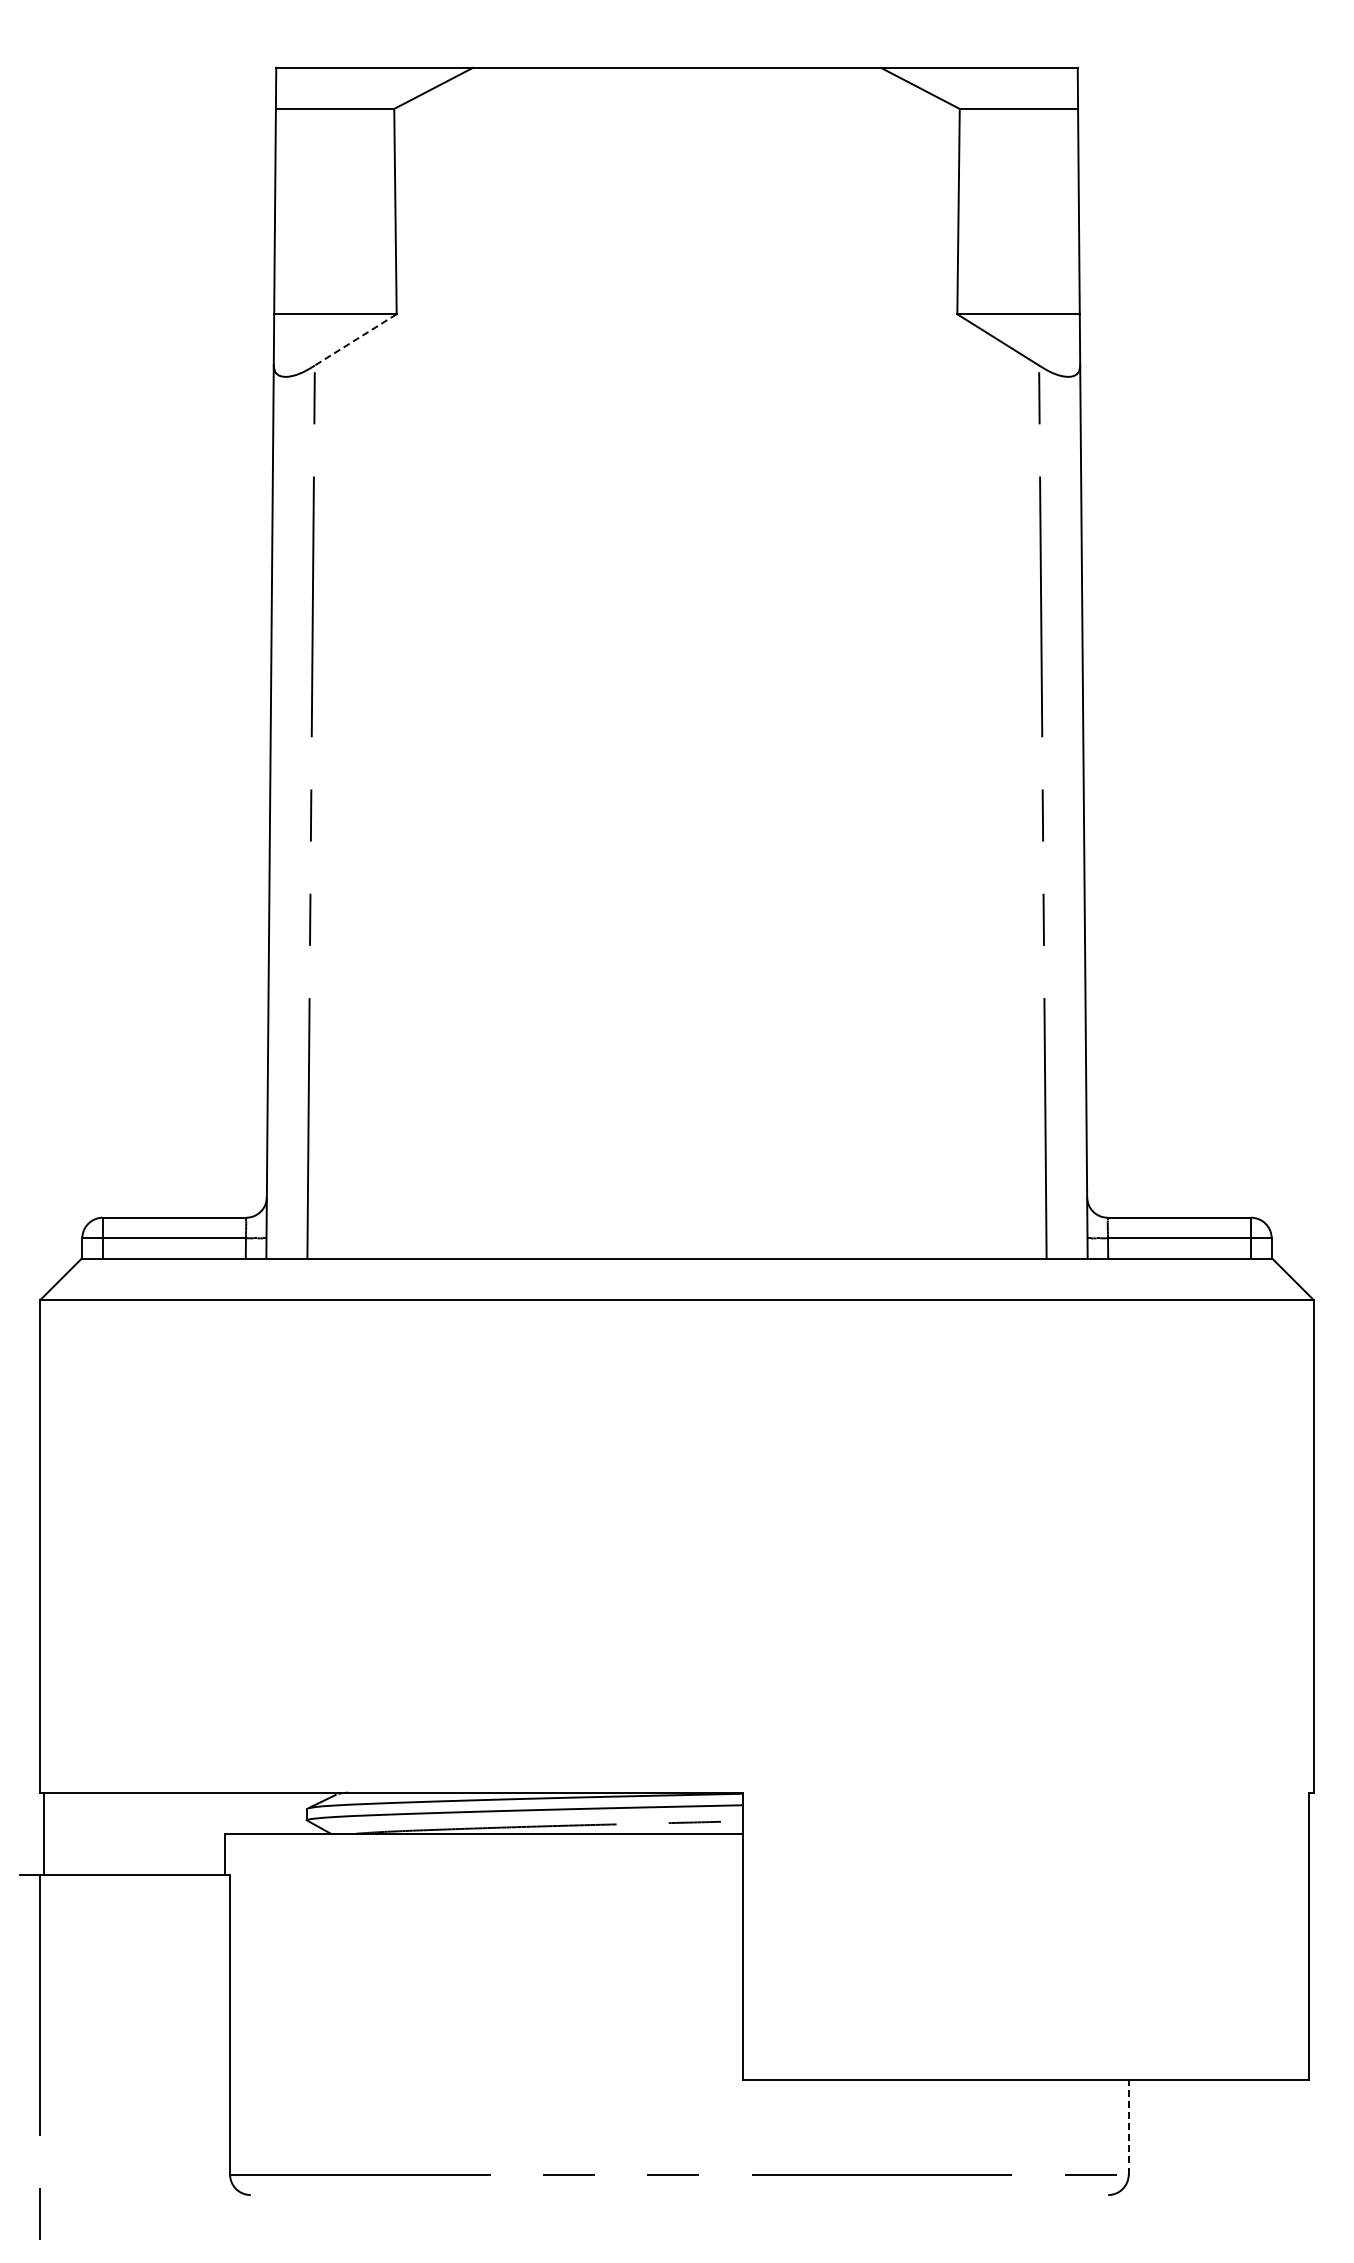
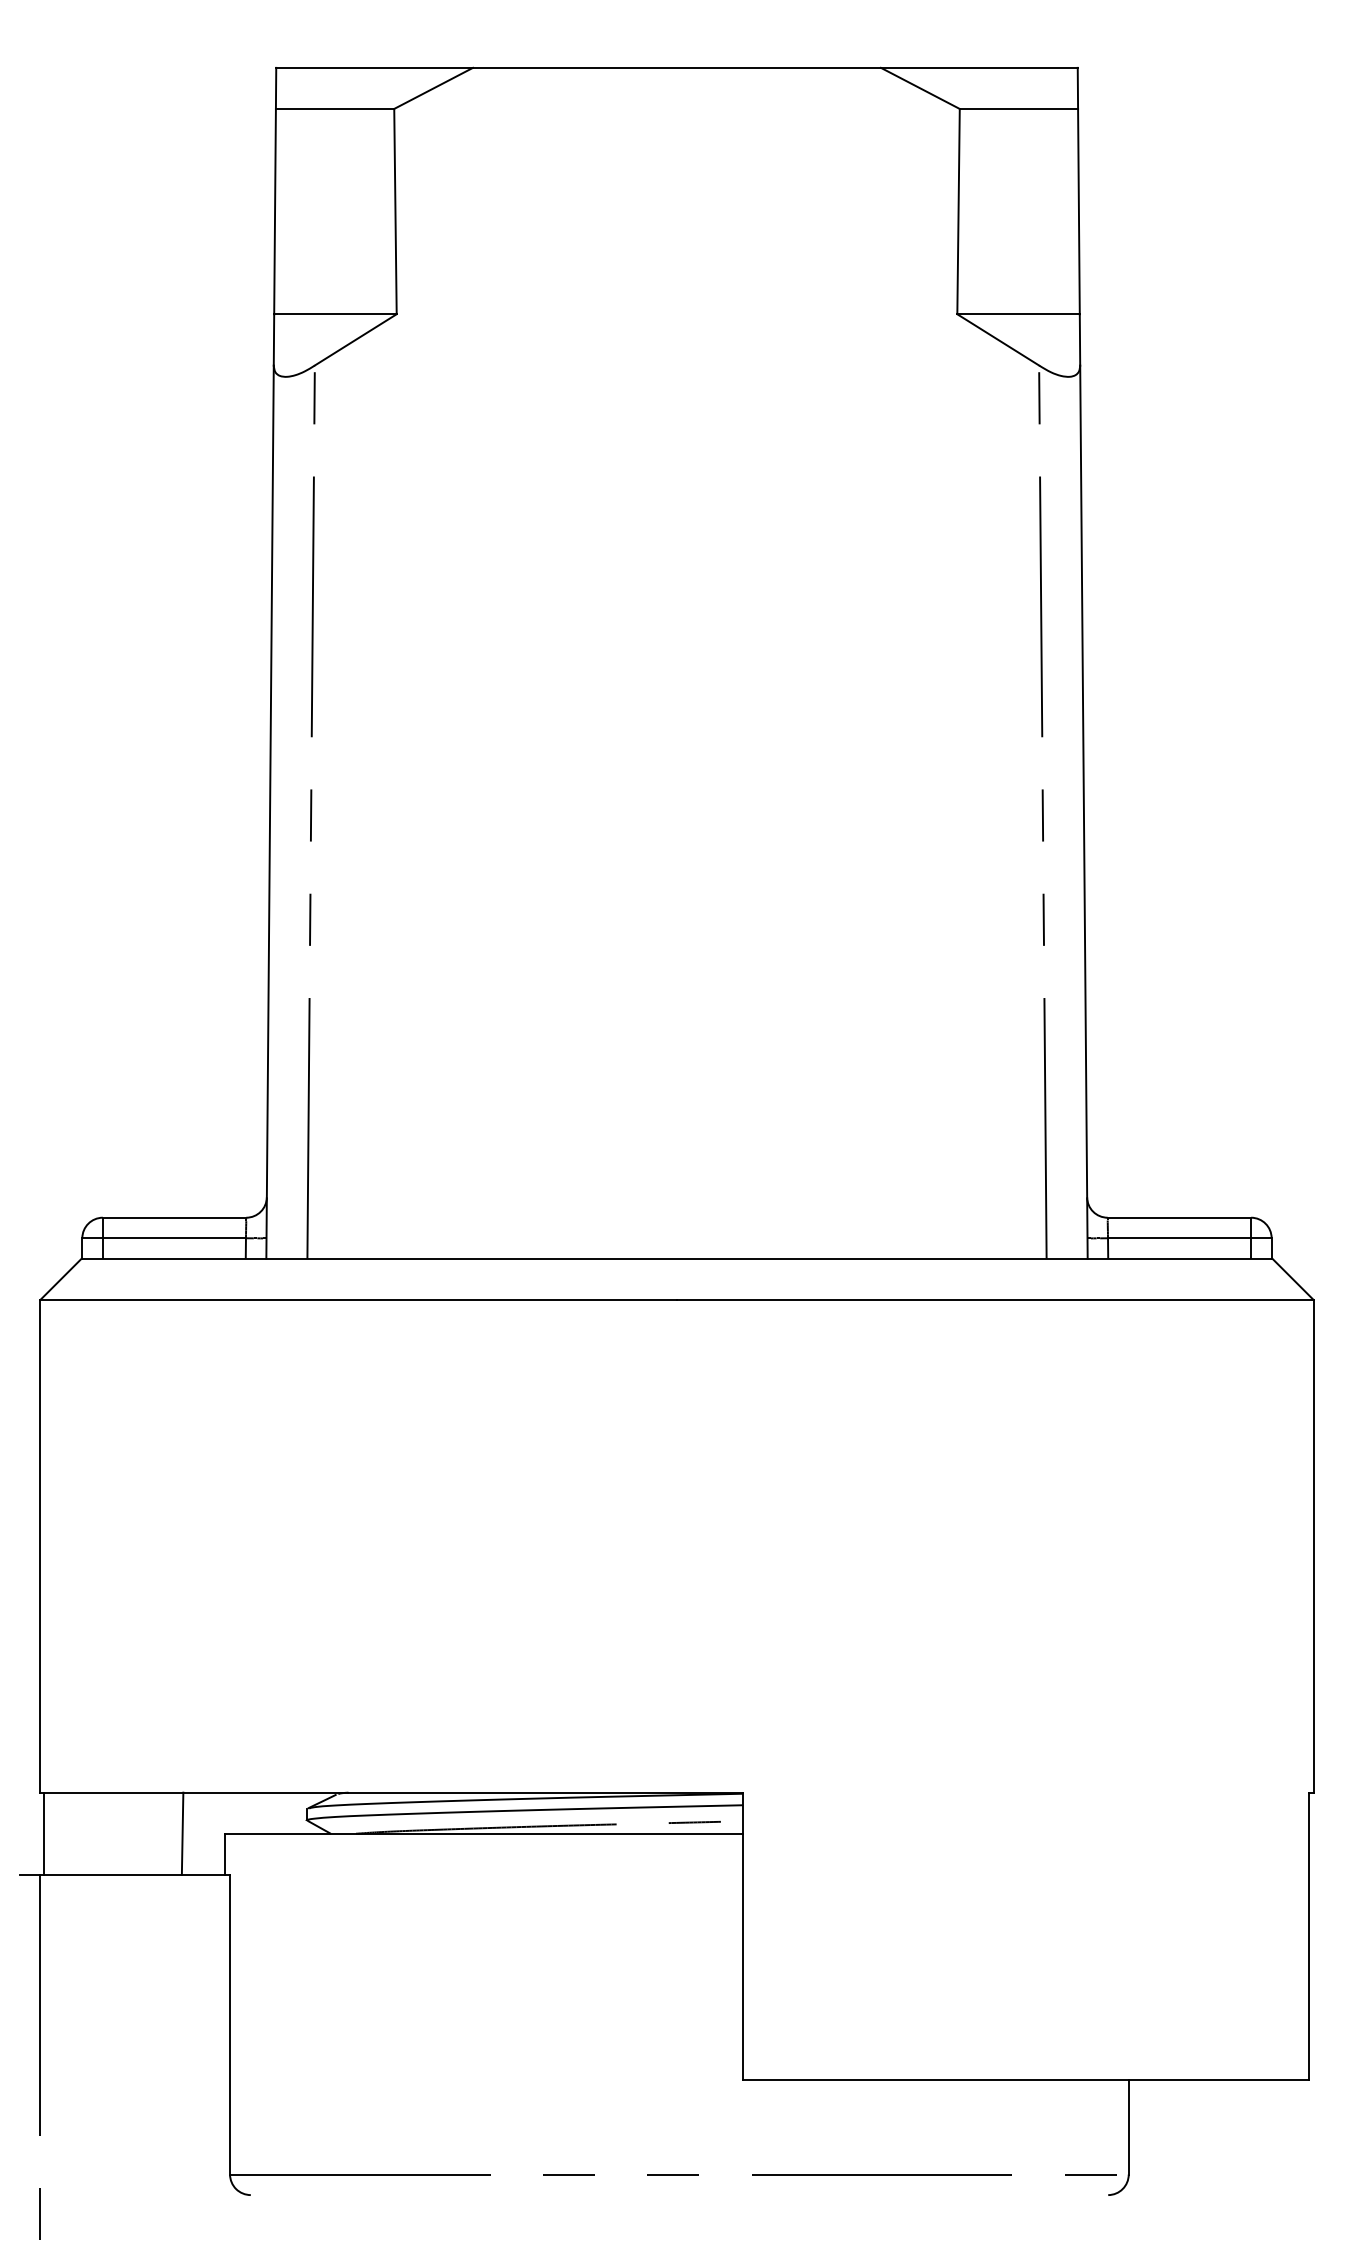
line: dashed -> solid (355, 340)
line: none -> present (182, 1833)
line: dashed -> solid (1128, 2126)
